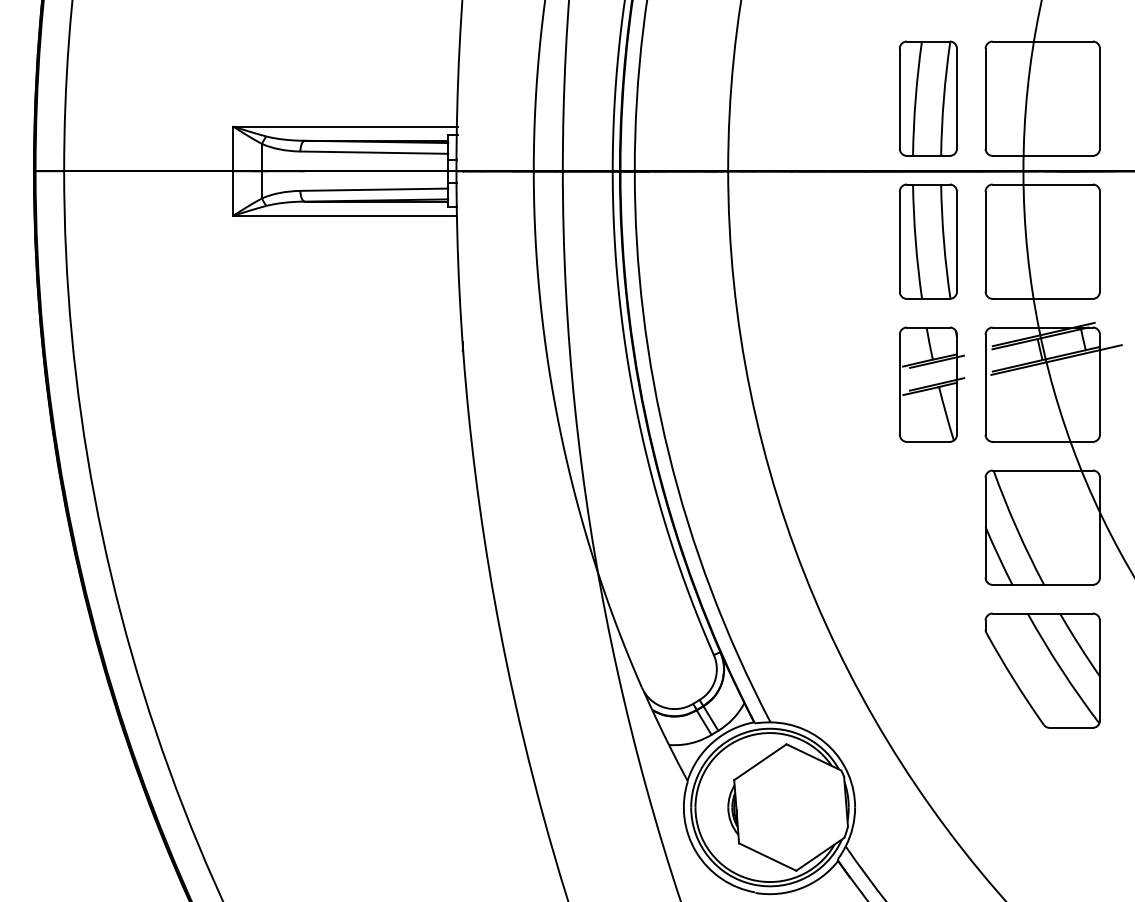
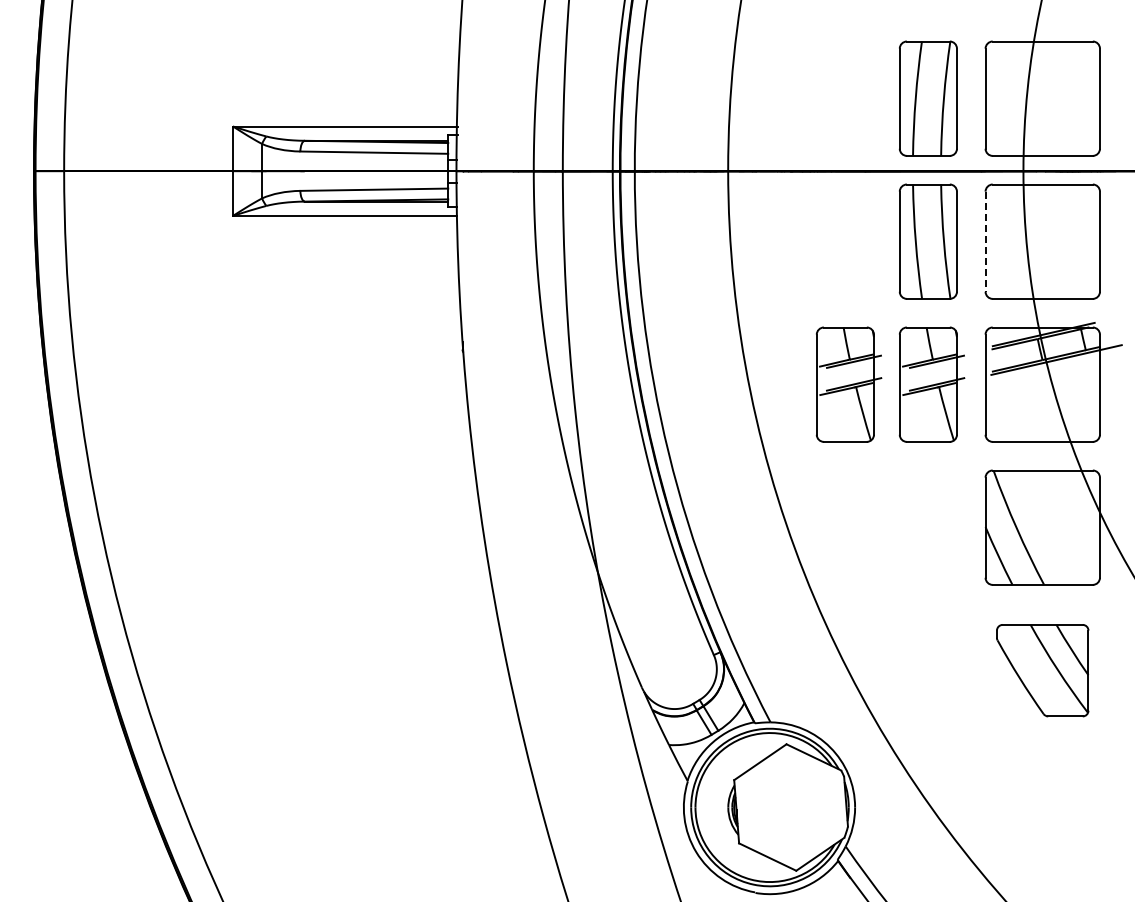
line: solid -> dashed (985, 242)
part: none -> present (848, 384)
part size: 117x117 px -> 94x94 px (1042, 670)
